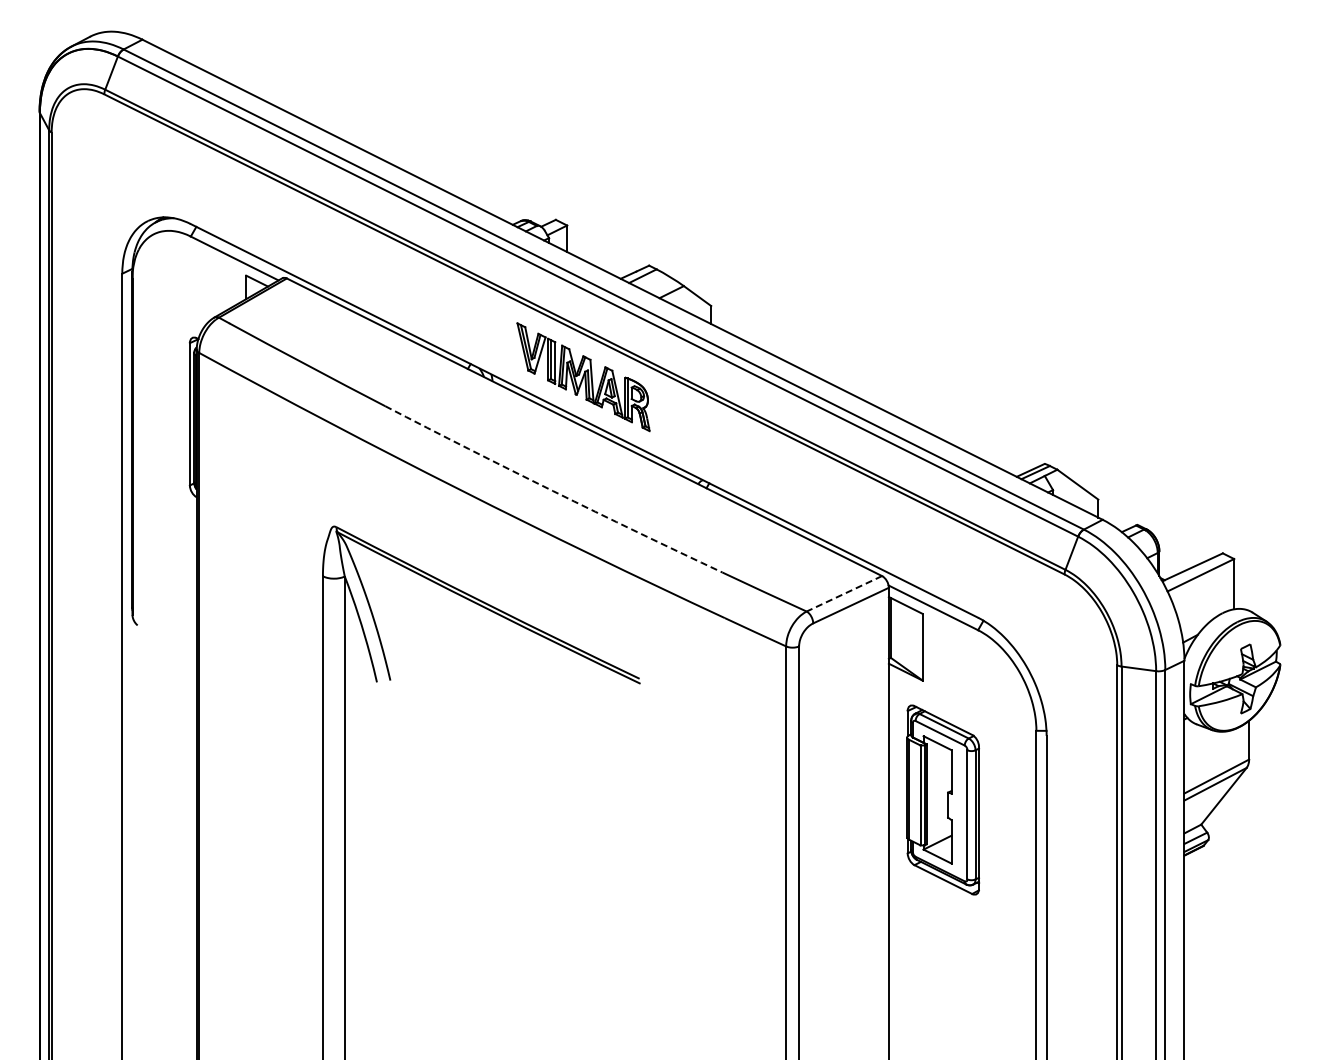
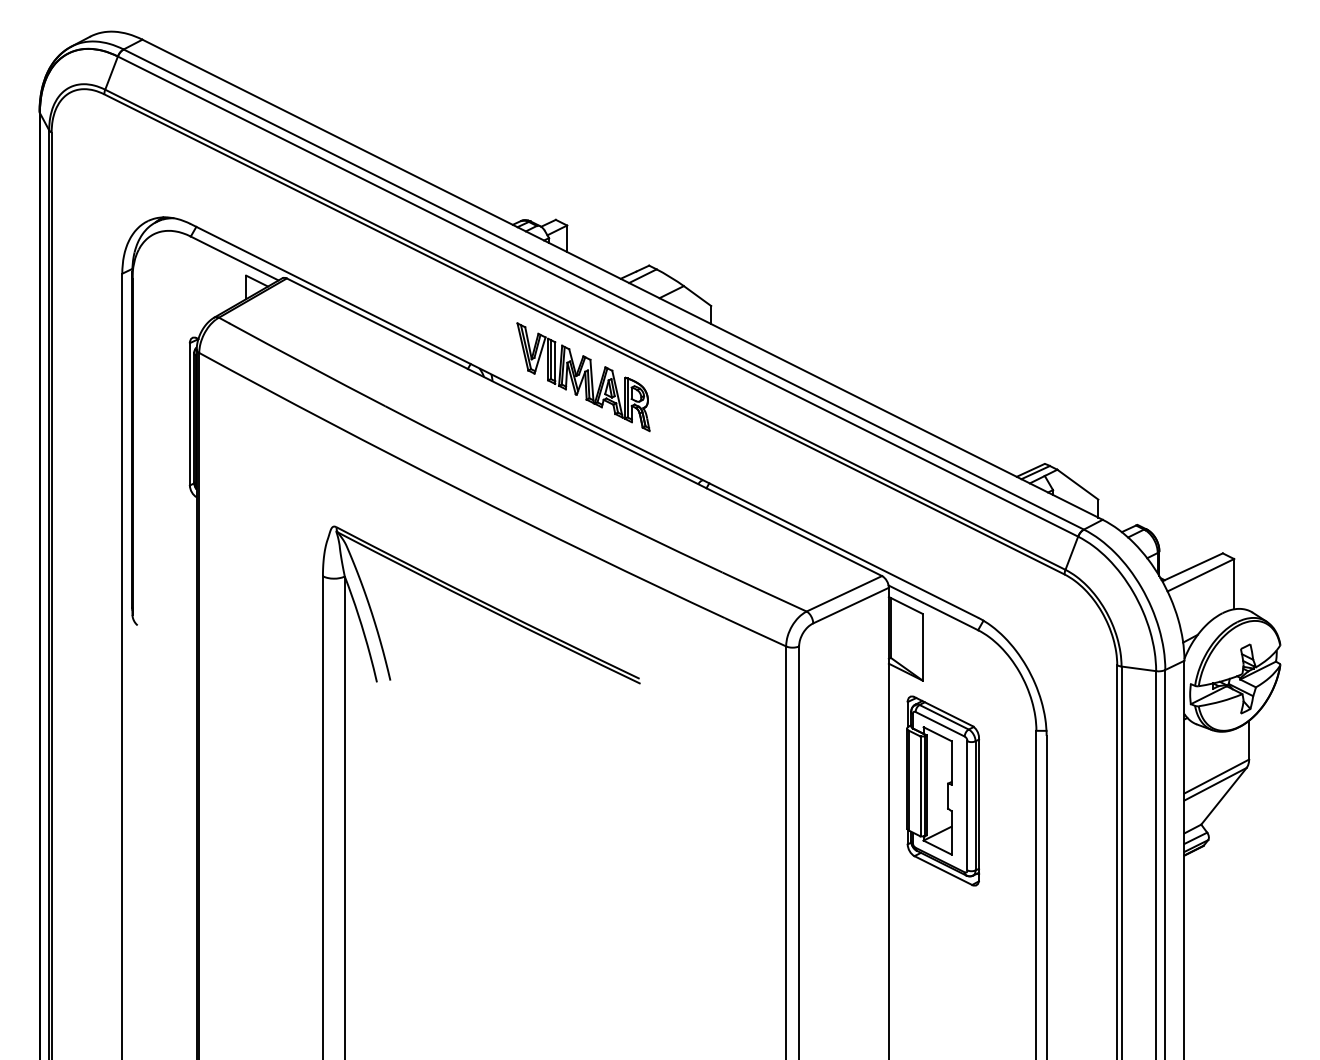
arc: dashed -> solid (553, 491)
line: dashed -> solid (844, 593)
part position: (943, 799) -> (943, 790) (943, 790)
